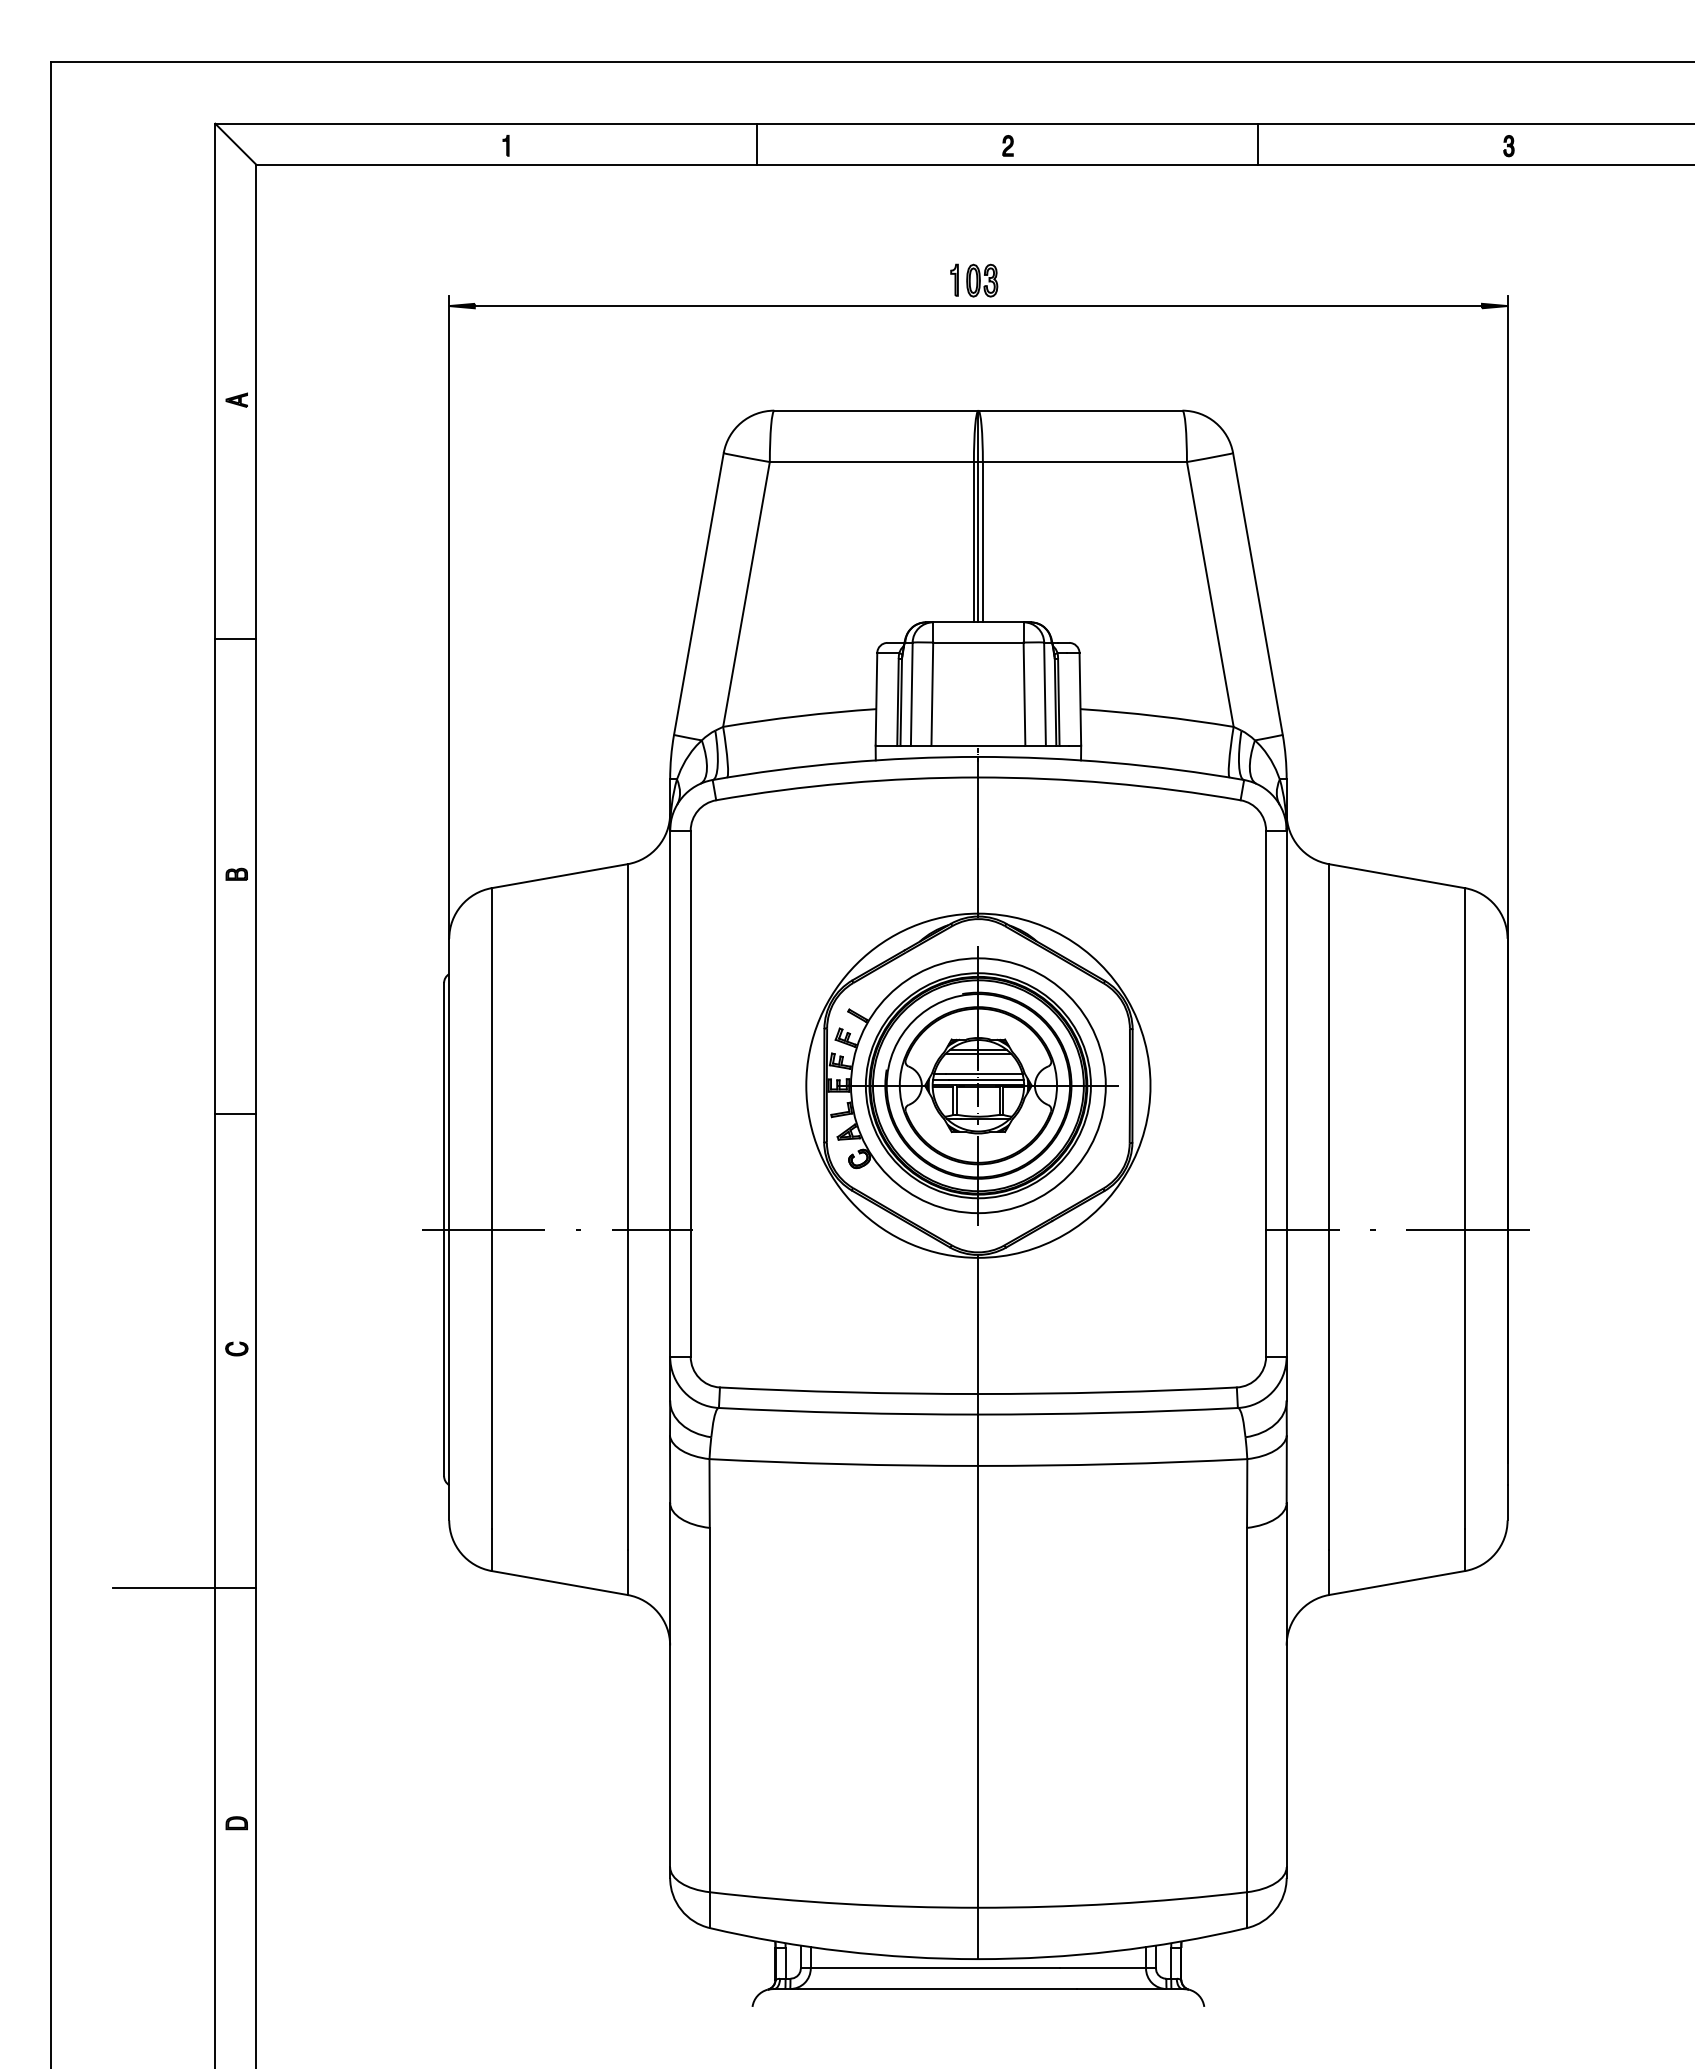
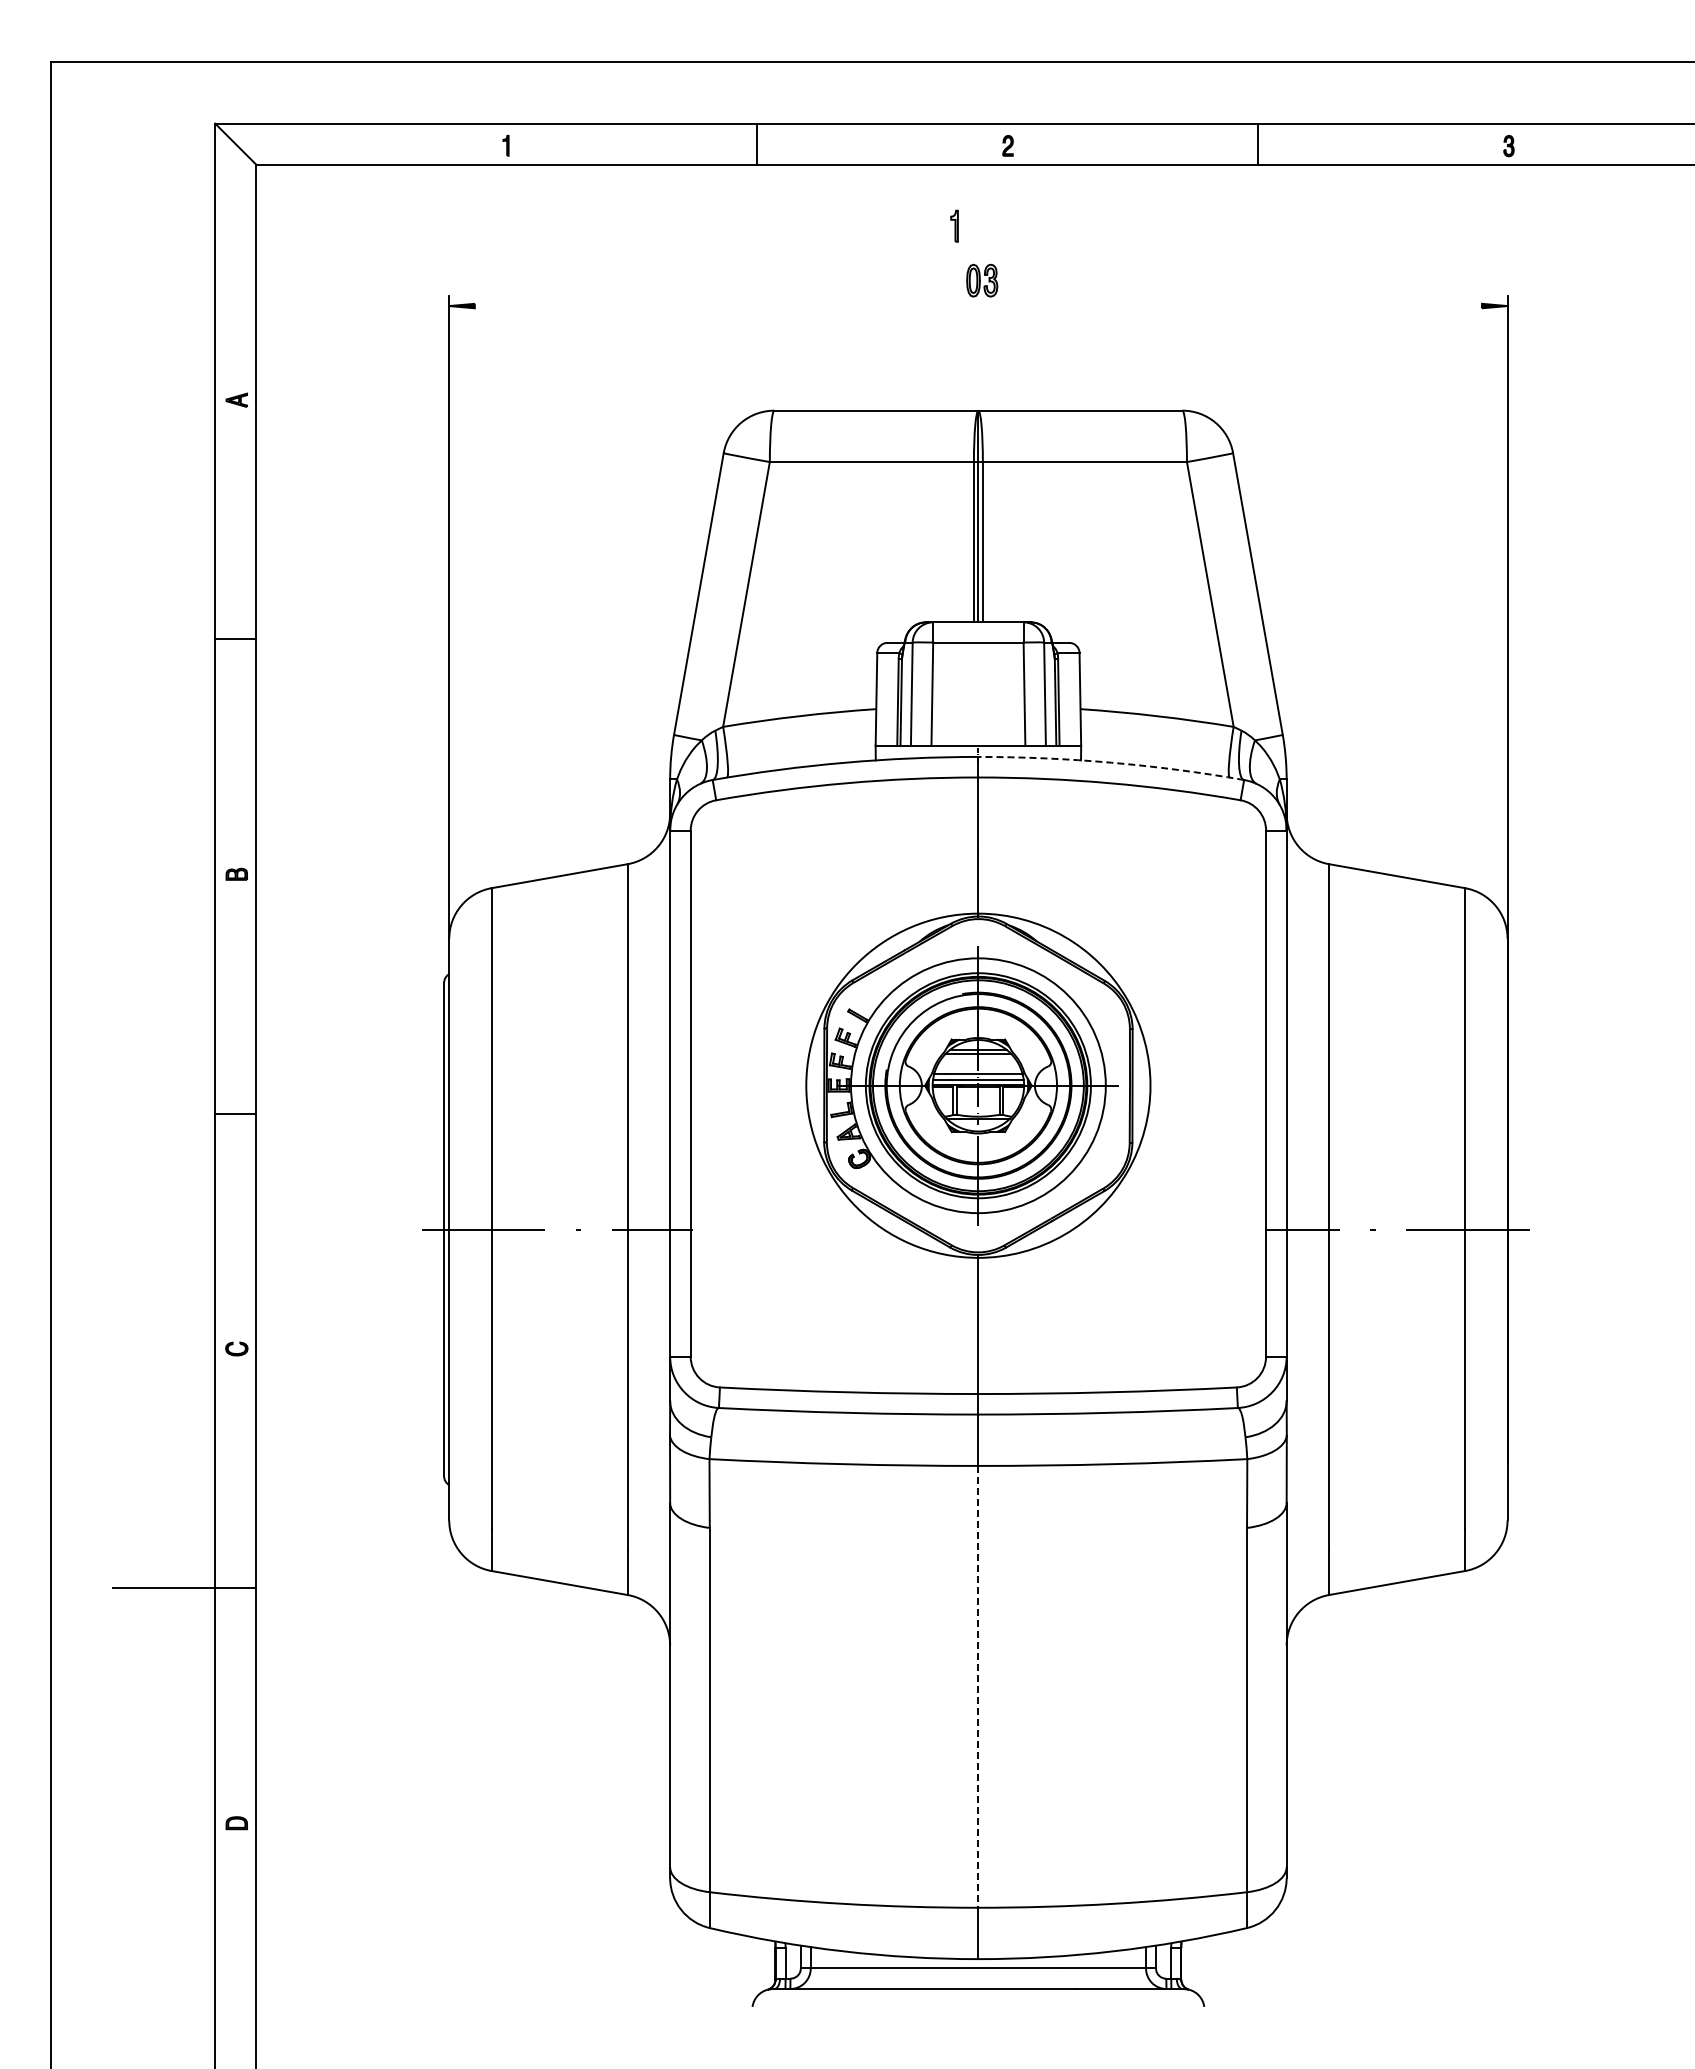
part position: (954, 279) -> (954, 225) (954, 225)
line: present -> none (977, 306)
arc: solid -> dashed (1111, 762)
line: solid -> dashed (978, 1686)
